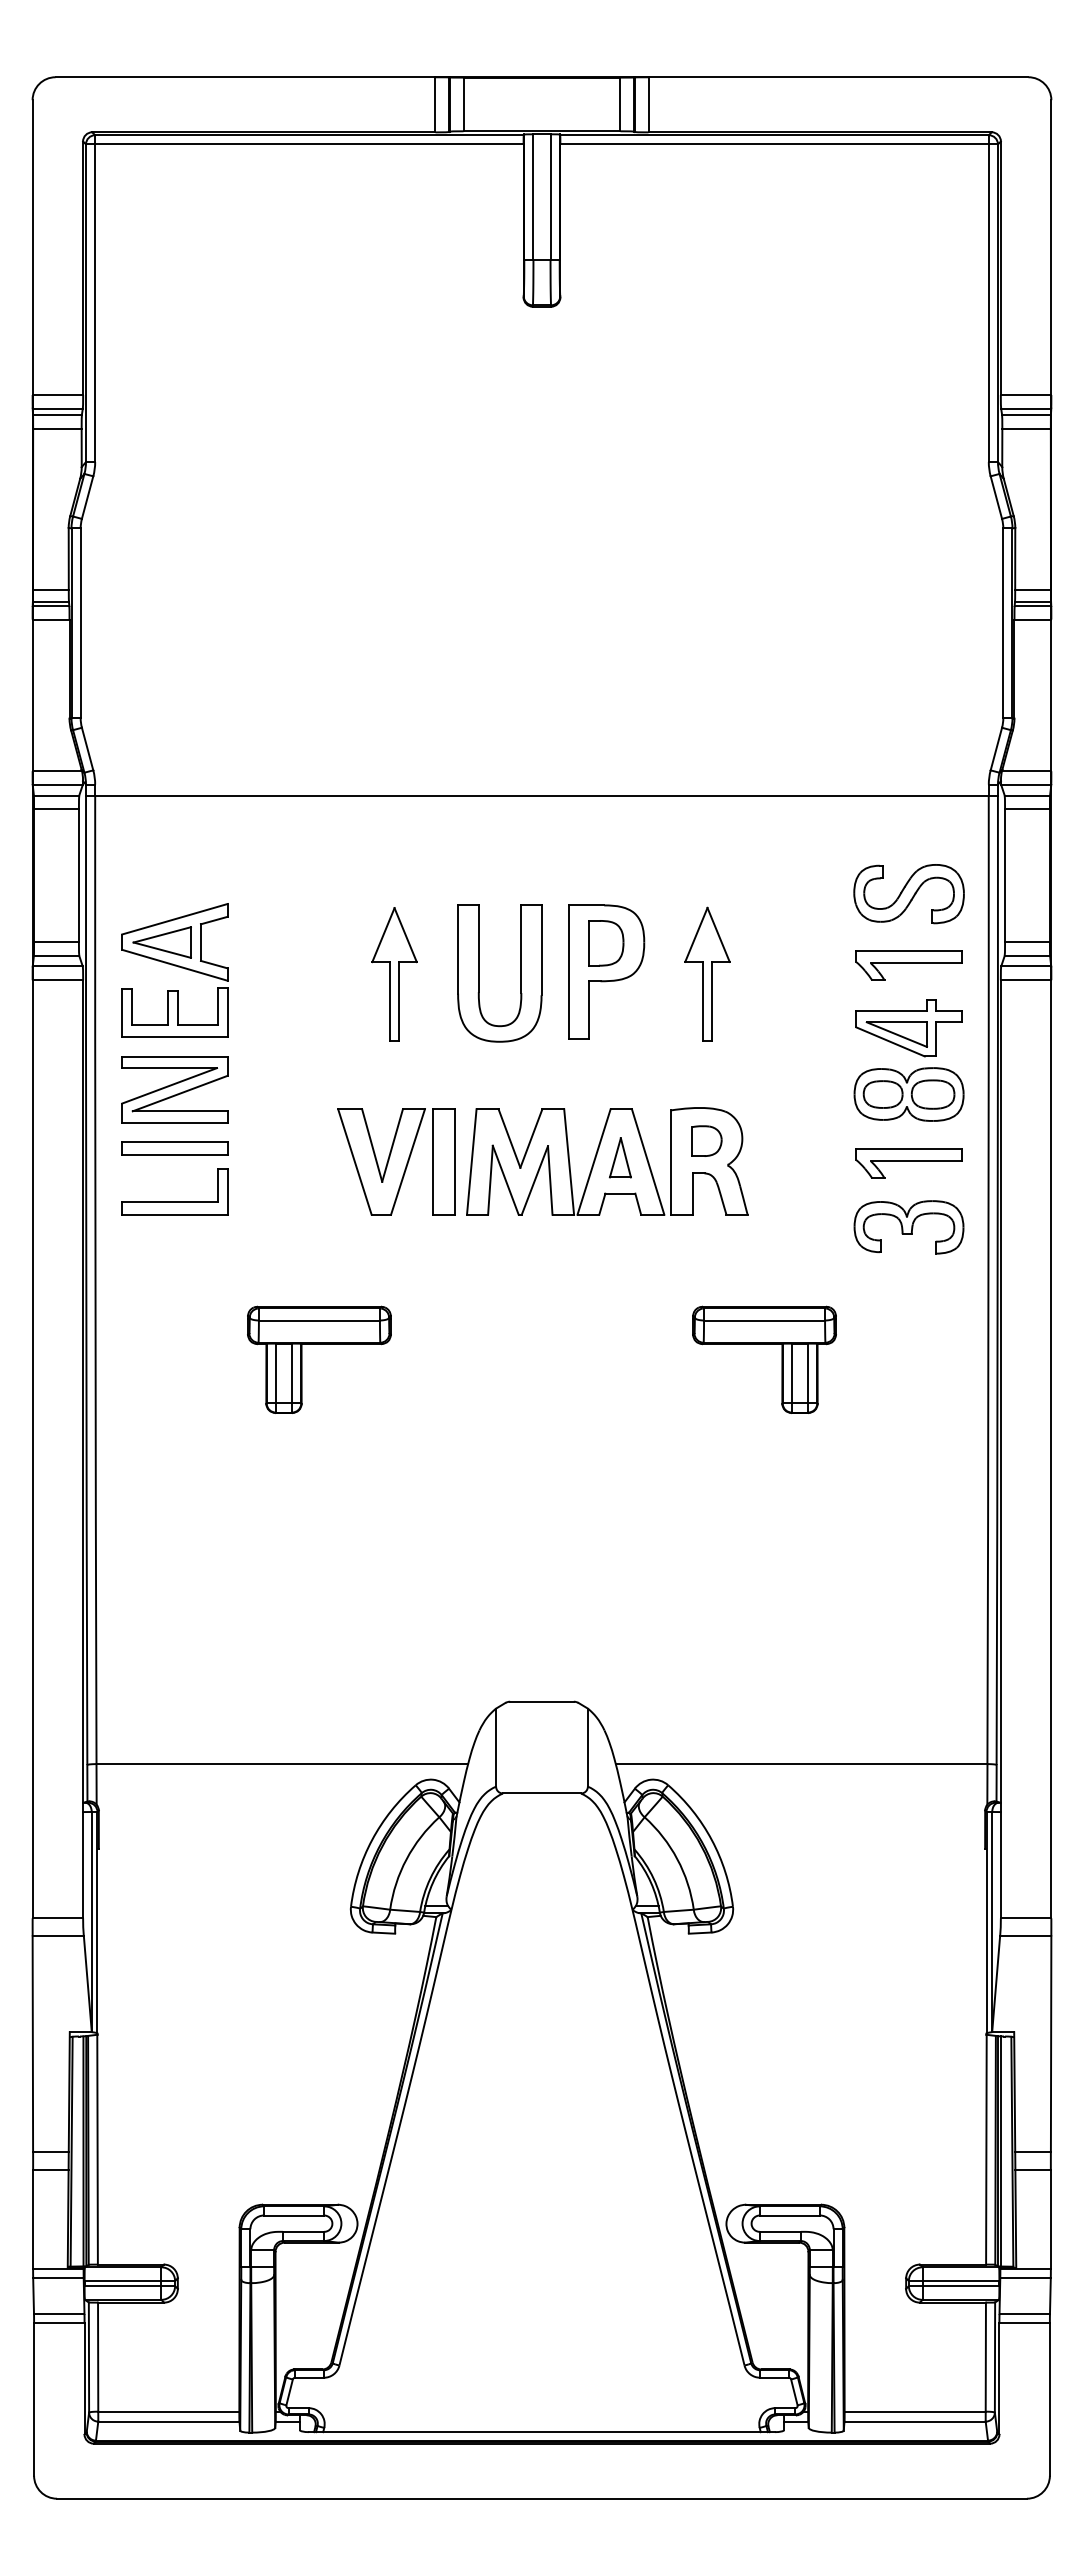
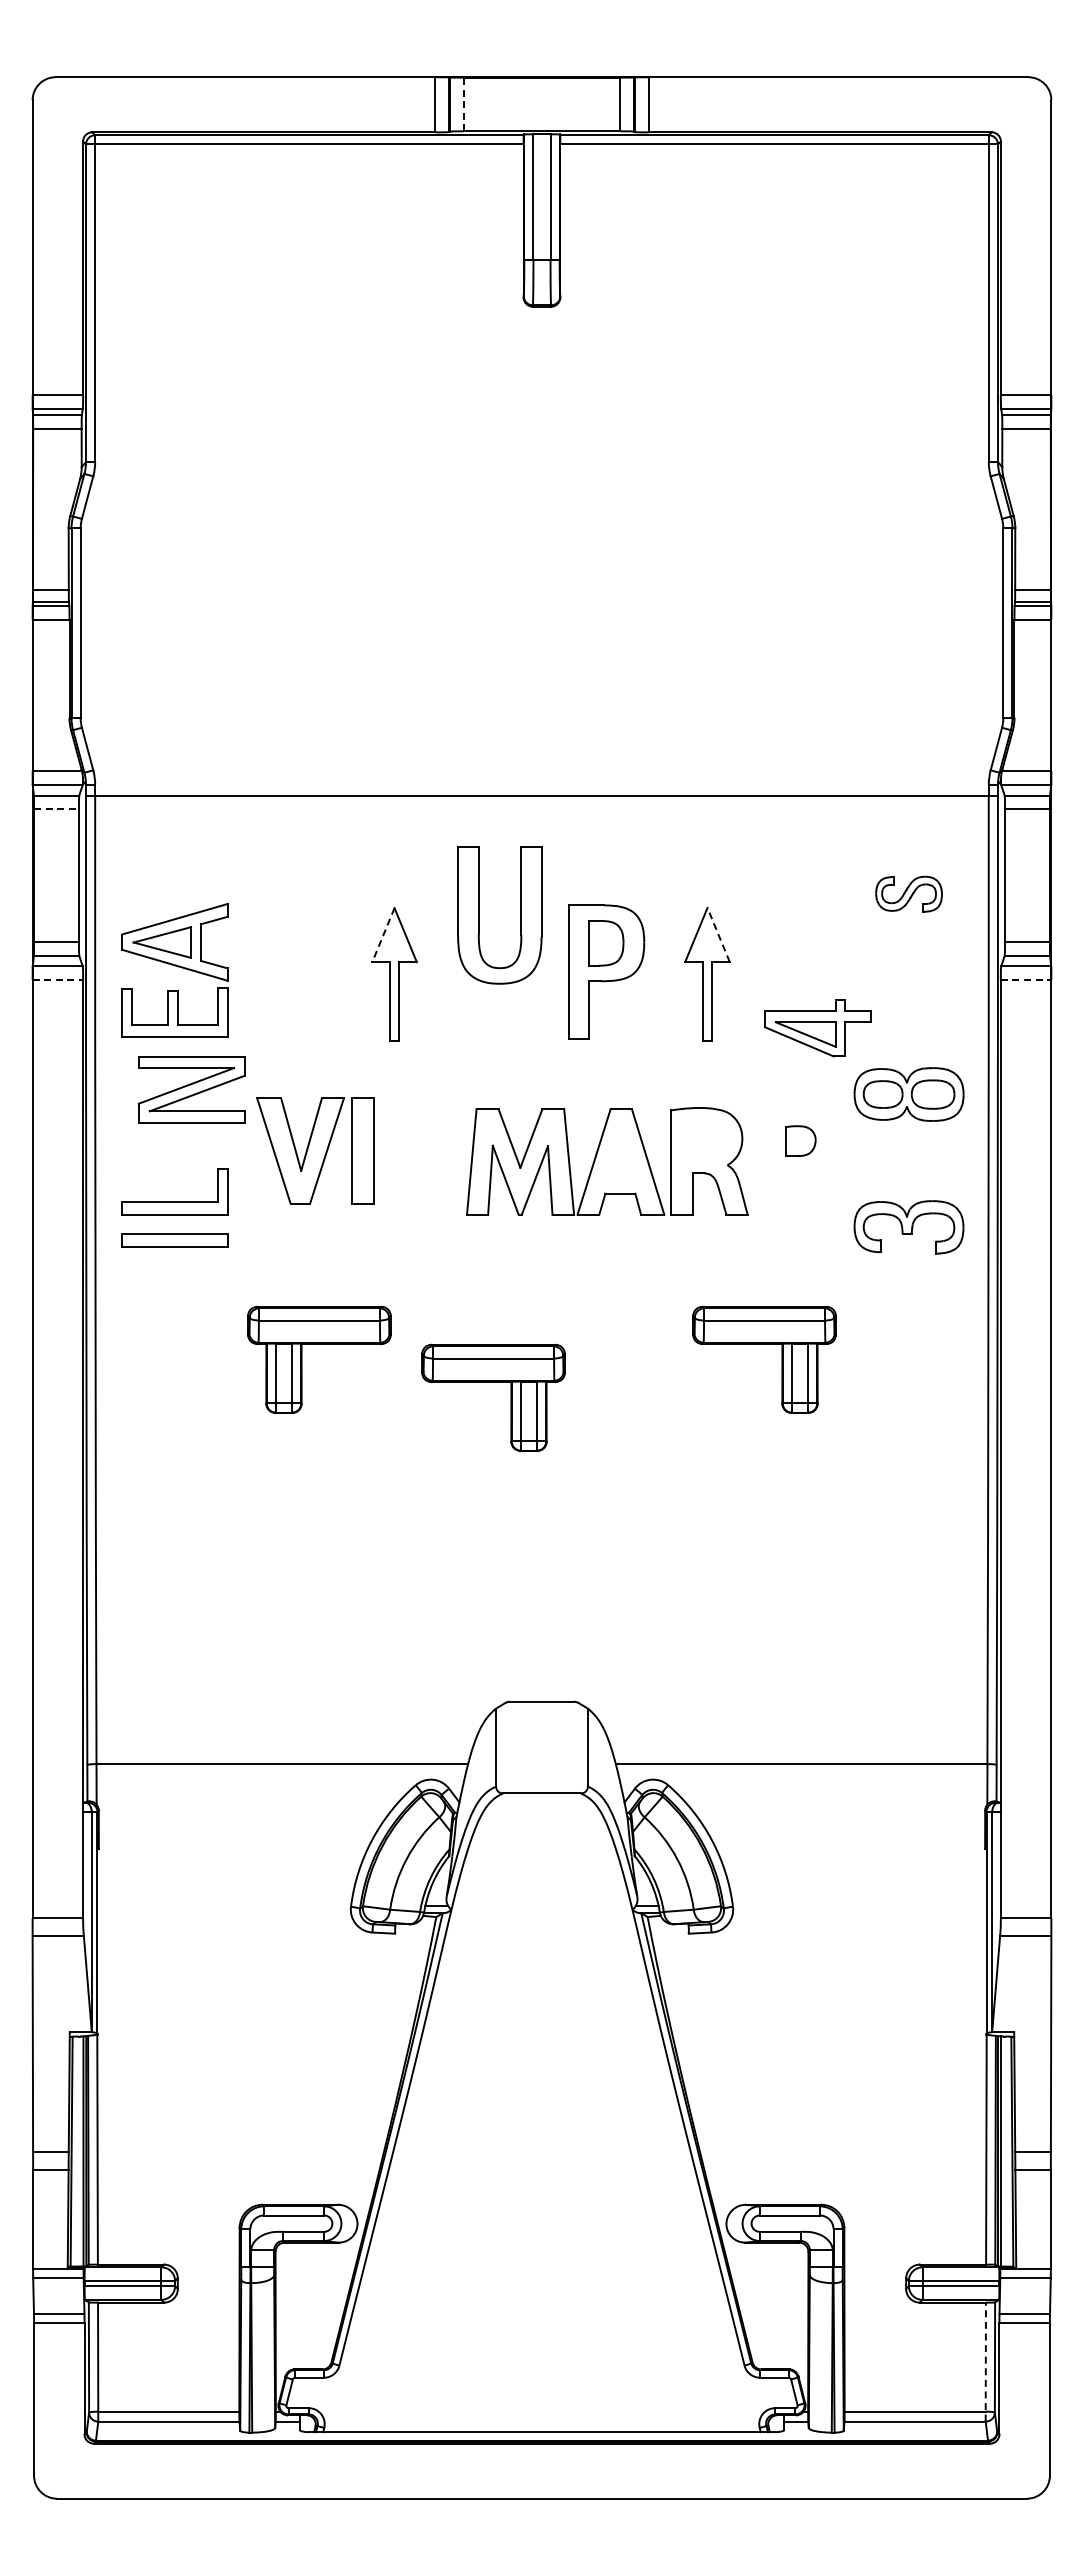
line: solid -> dashed (463, 104)
line: solid -> dashed (57, 809)
part size: 112x61 px -> 68x38 px (908, 893)
line: solid -> dashed (718, 934)
line: solid -> dashed (383, 935)
part: present -> none (908, 965)
part position: (479, 973) -> (479, 915) (479, 915)
line: solid -> dashed (58, 980)
line: solid -> dashed (1026, 980)
part position: (908, 1028) -> (817, 1028) (817, 1028)
part position: (174, 1089) -> (191, 1089) (191, 1089)
part position: (706, 1140) -> (800, 1140) (800, 1140)
part position: (174, 1148) -> (174, 1240) (174, 1240)
part: present -> none (620, 1157)
part position: (396, 1161) -> (315, 1150) (315, 1150)
part: present -> none (908, 1163)
part: none -> present (493, 1382)
line: solid -> dashed (985, 2361)
